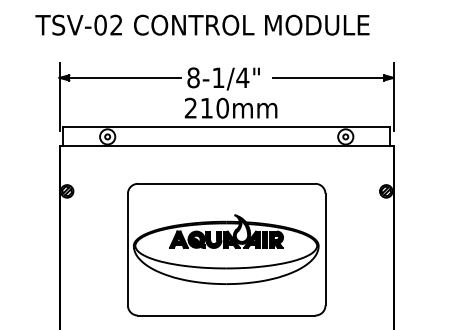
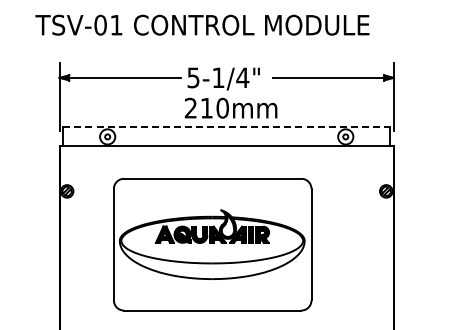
text: TSV-02 -> TSV-01 (116, 24)
text: 8-1/4" -> 5-1/4" (193, 77)
line: solid -> dashed (227, 126)
part position: (226, 249) -> (212, 244) (212, 244)
